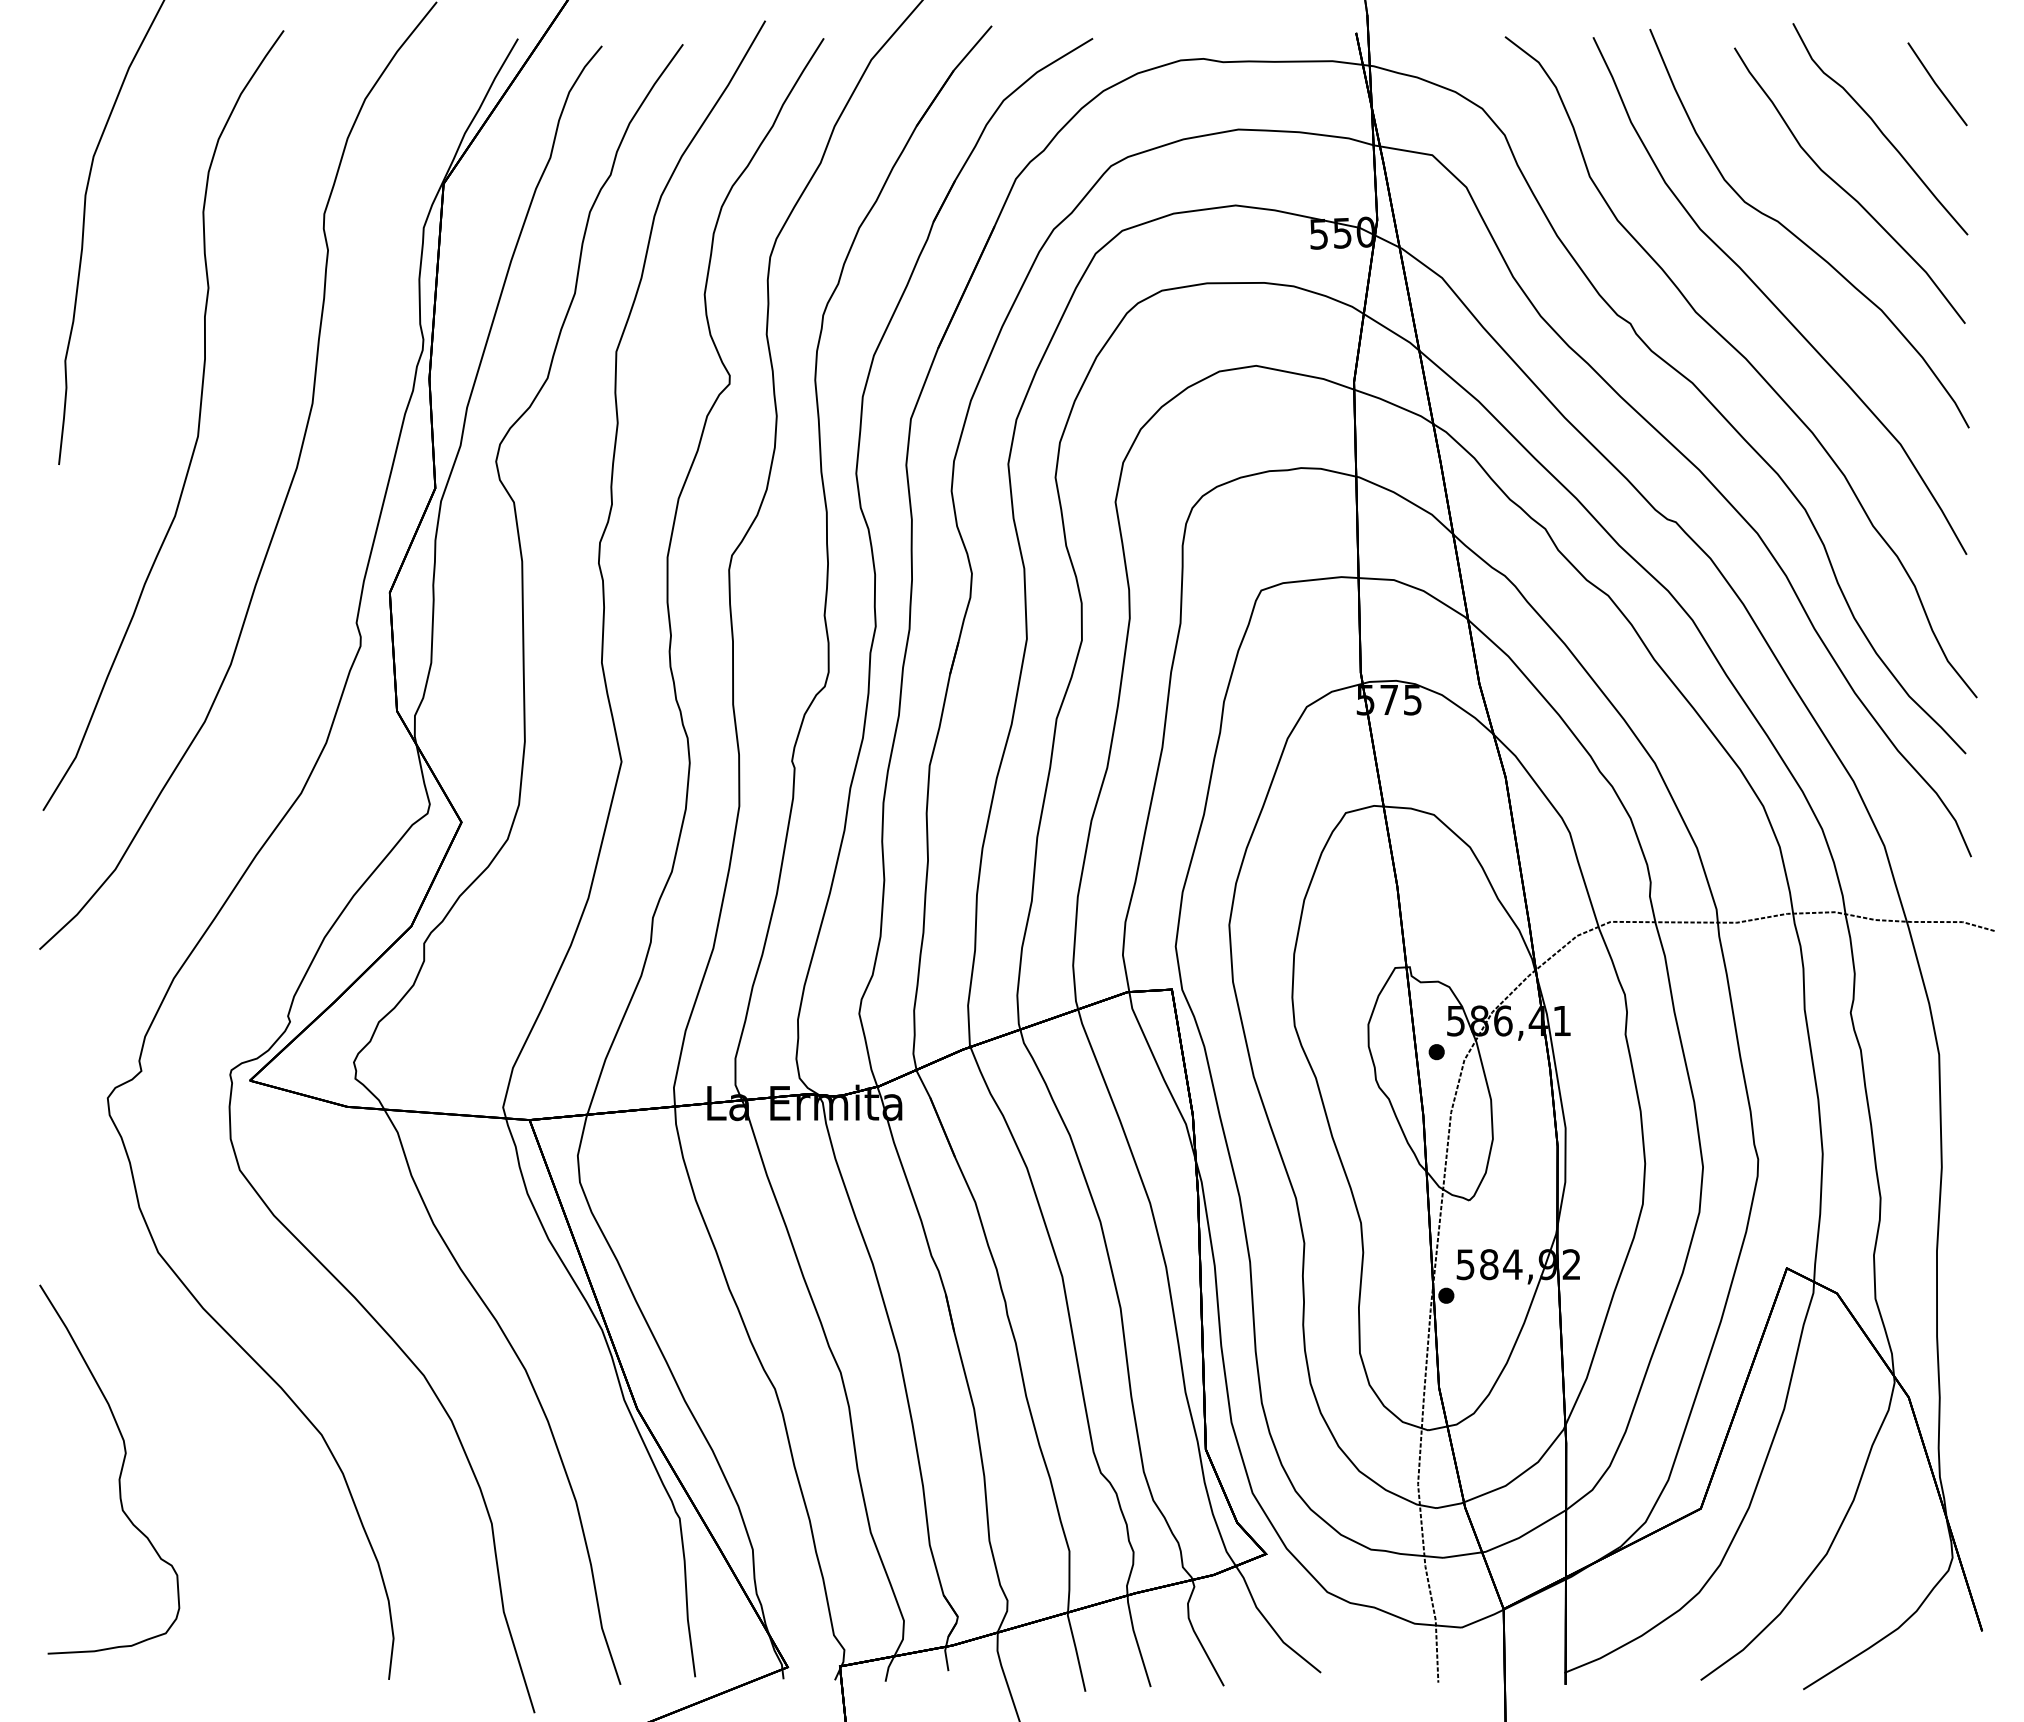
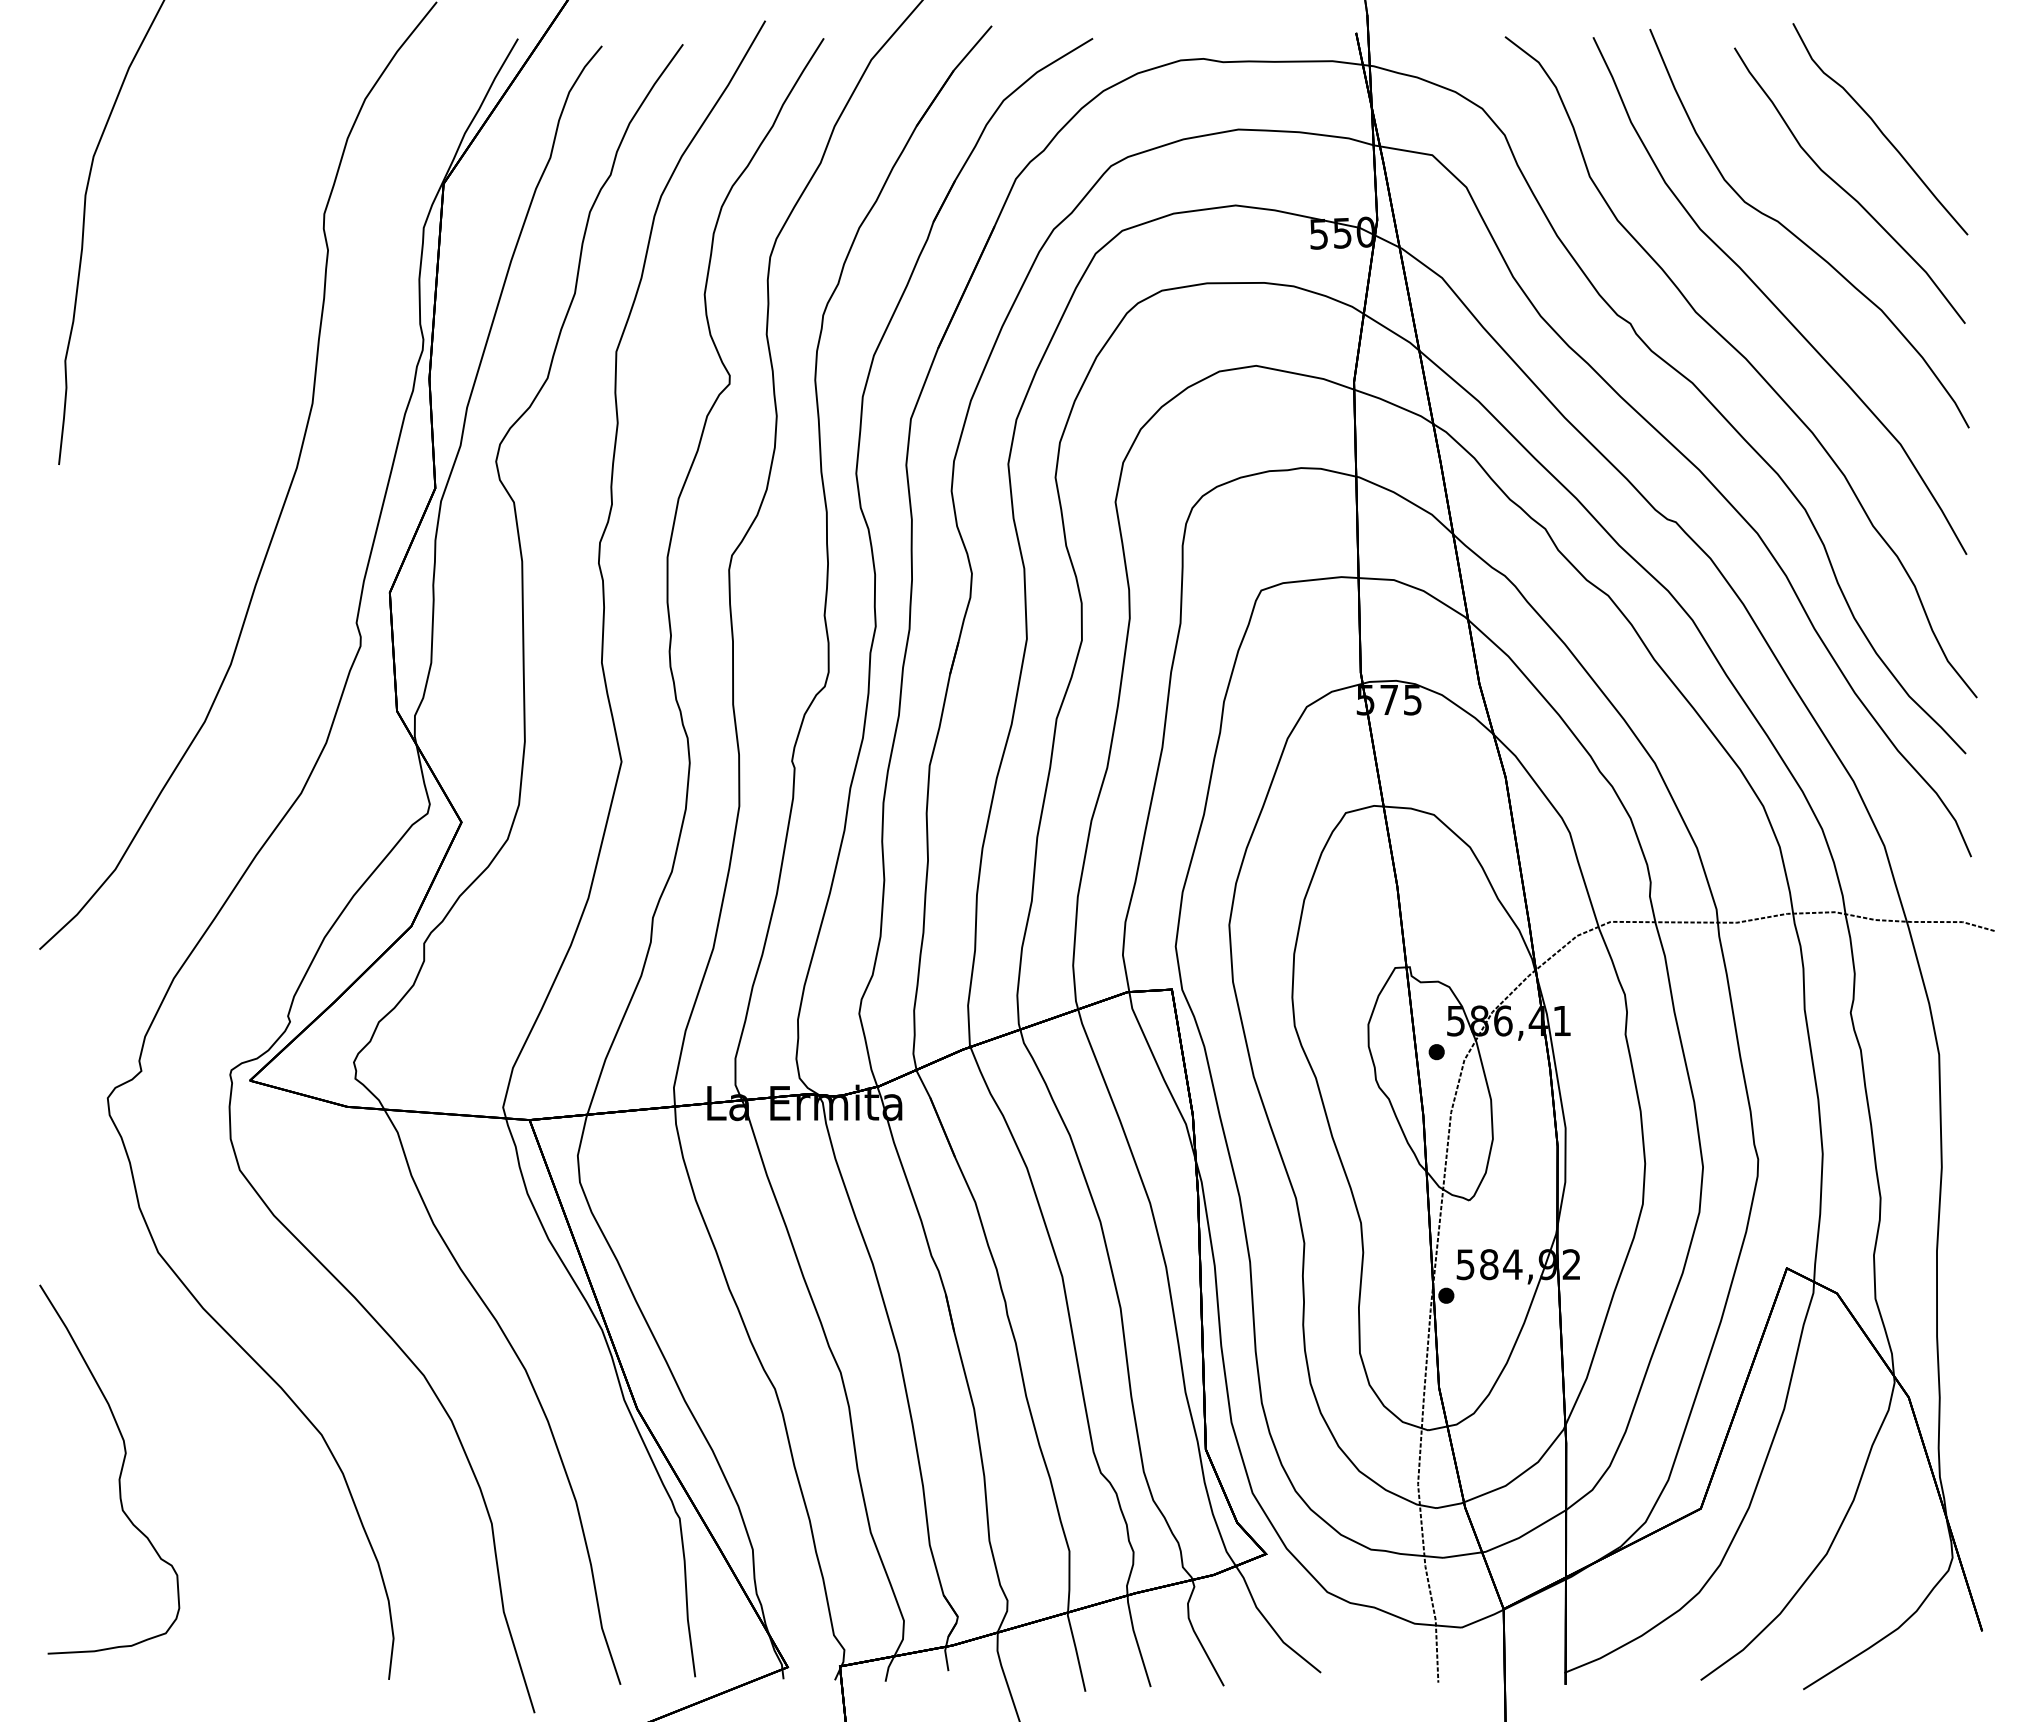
line: present -> none (1937, 84)
part: present -> none (197, 428)
